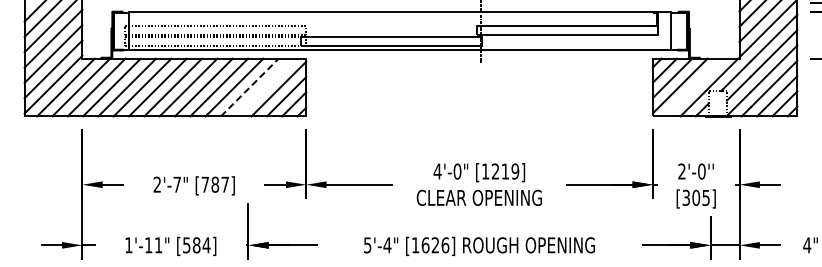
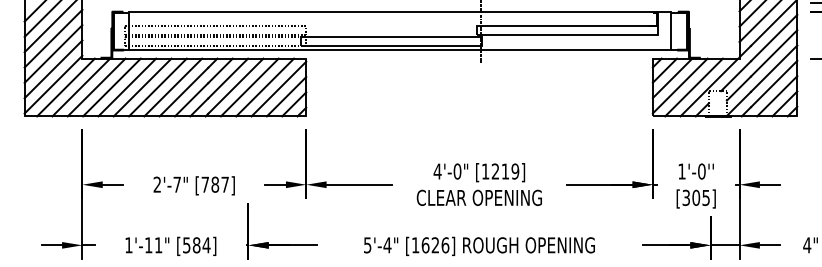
line: dashed -> solid (249, 87)
line: none -> present (265, 87)
line: none -> present (693, 87)
text: 2'-0'' -> 1'-0'' (681, 171)
